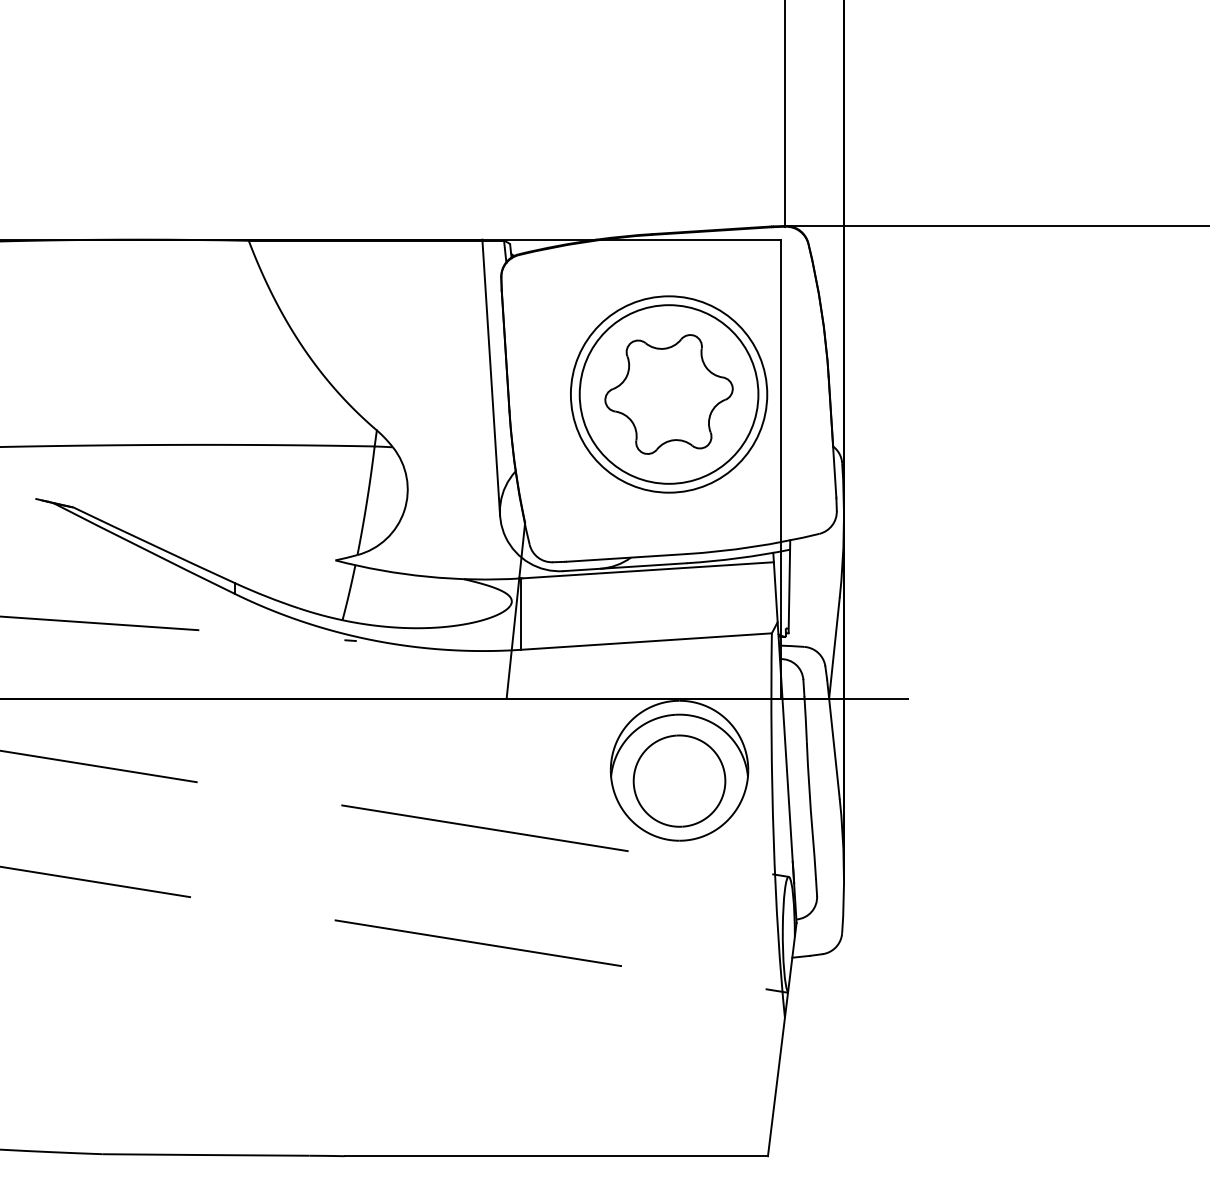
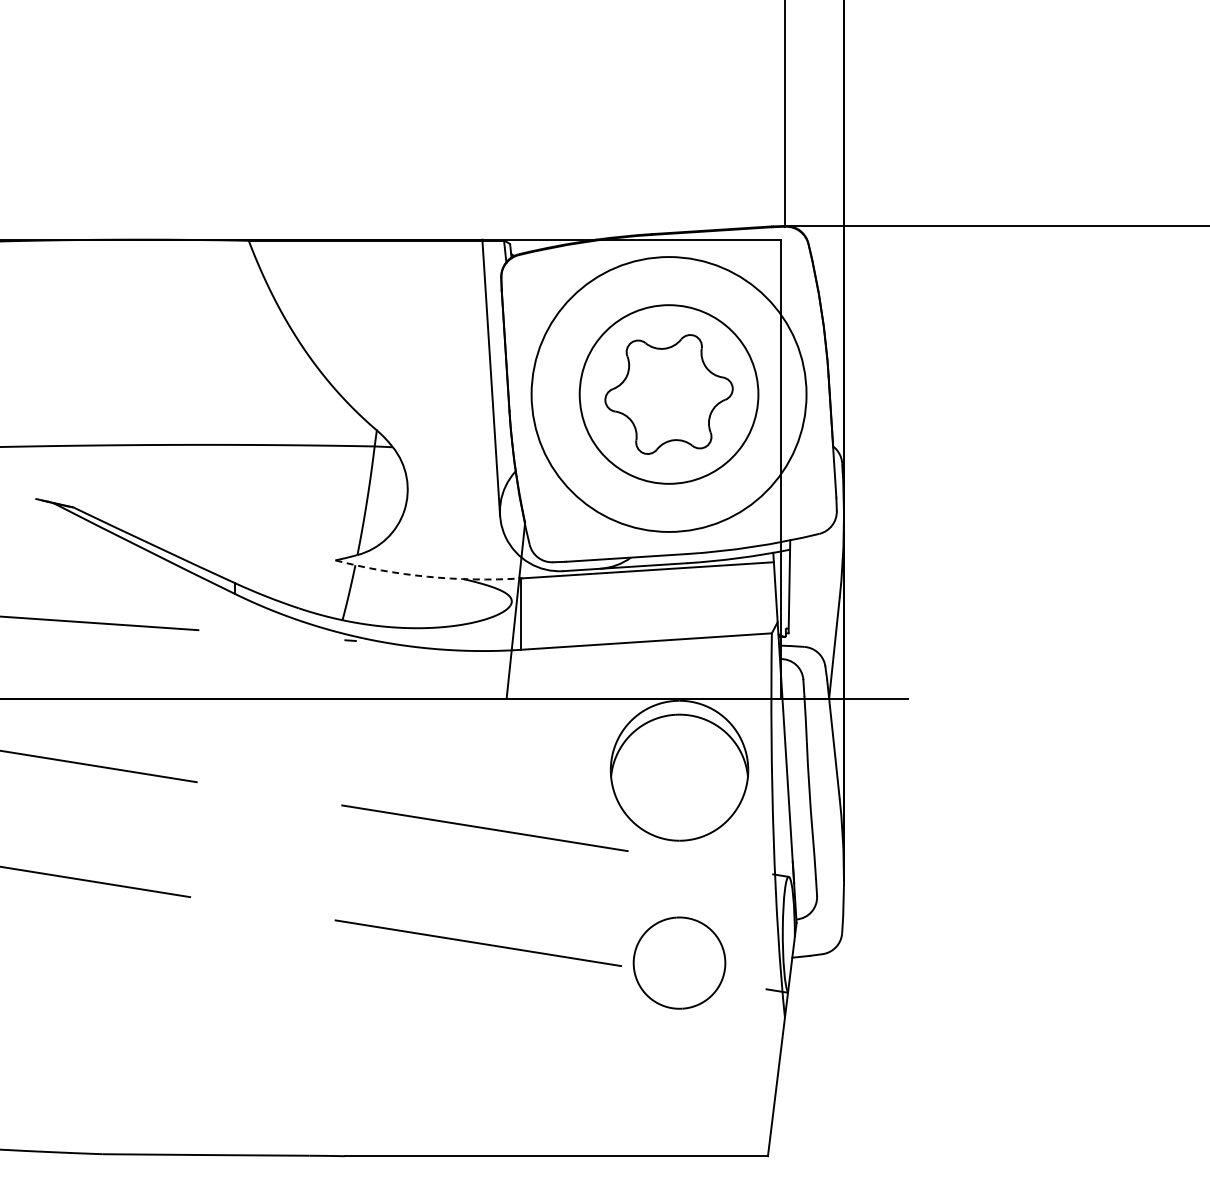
circle diameter: 196 px -> 275 px (668, 394)
arc: solid -> dashed (427, 576)
part position: (679, 780) -> (679, 962) (679, 962)
